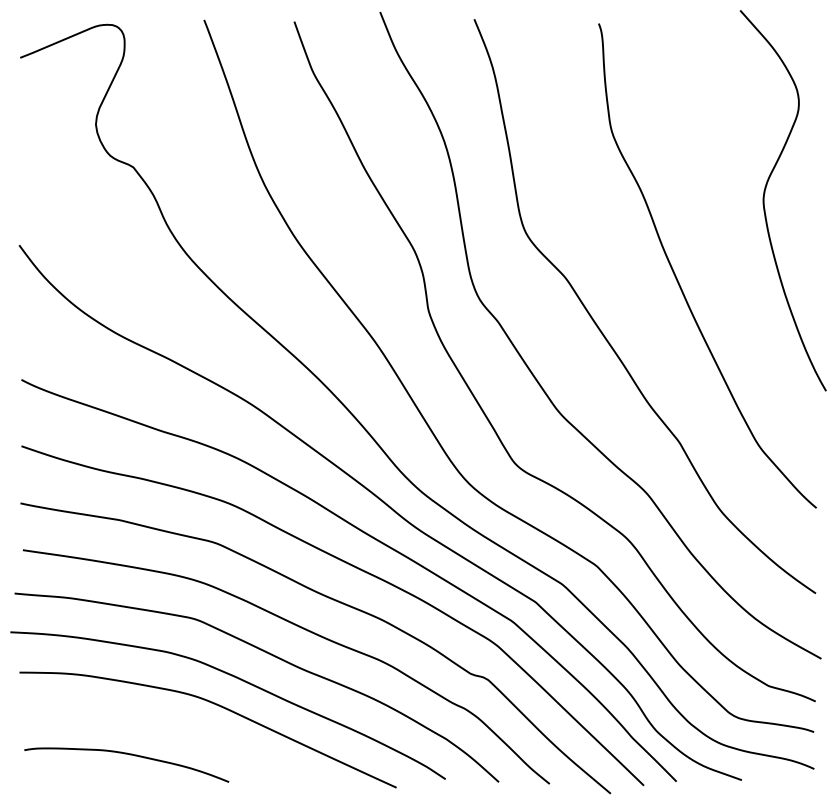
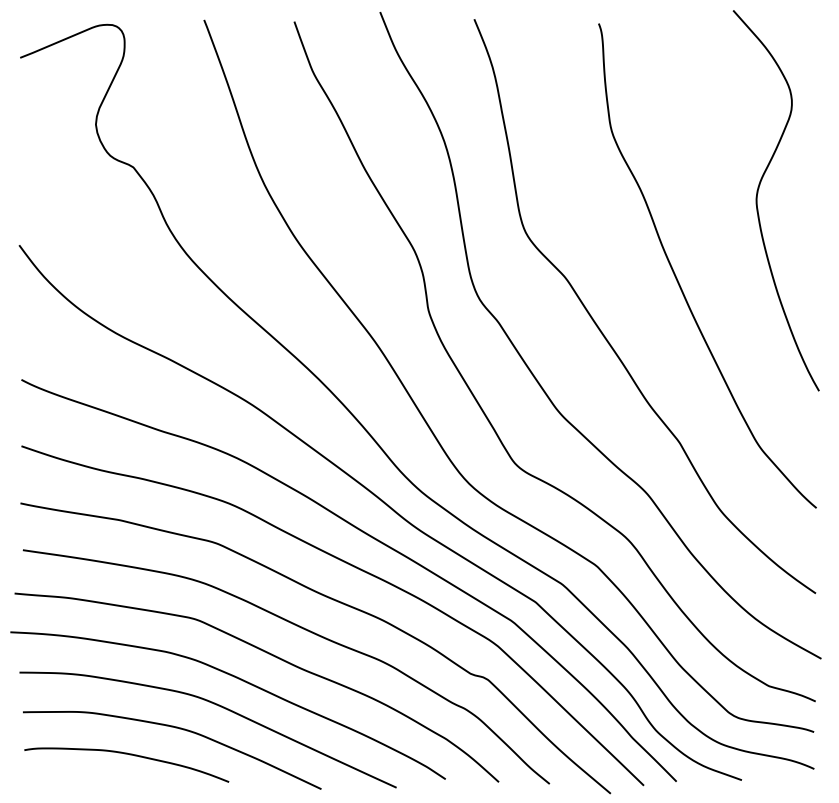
curve position: (764, 200) -> (757, 200) (757, 200)
curve: none -> present (179, 729)
